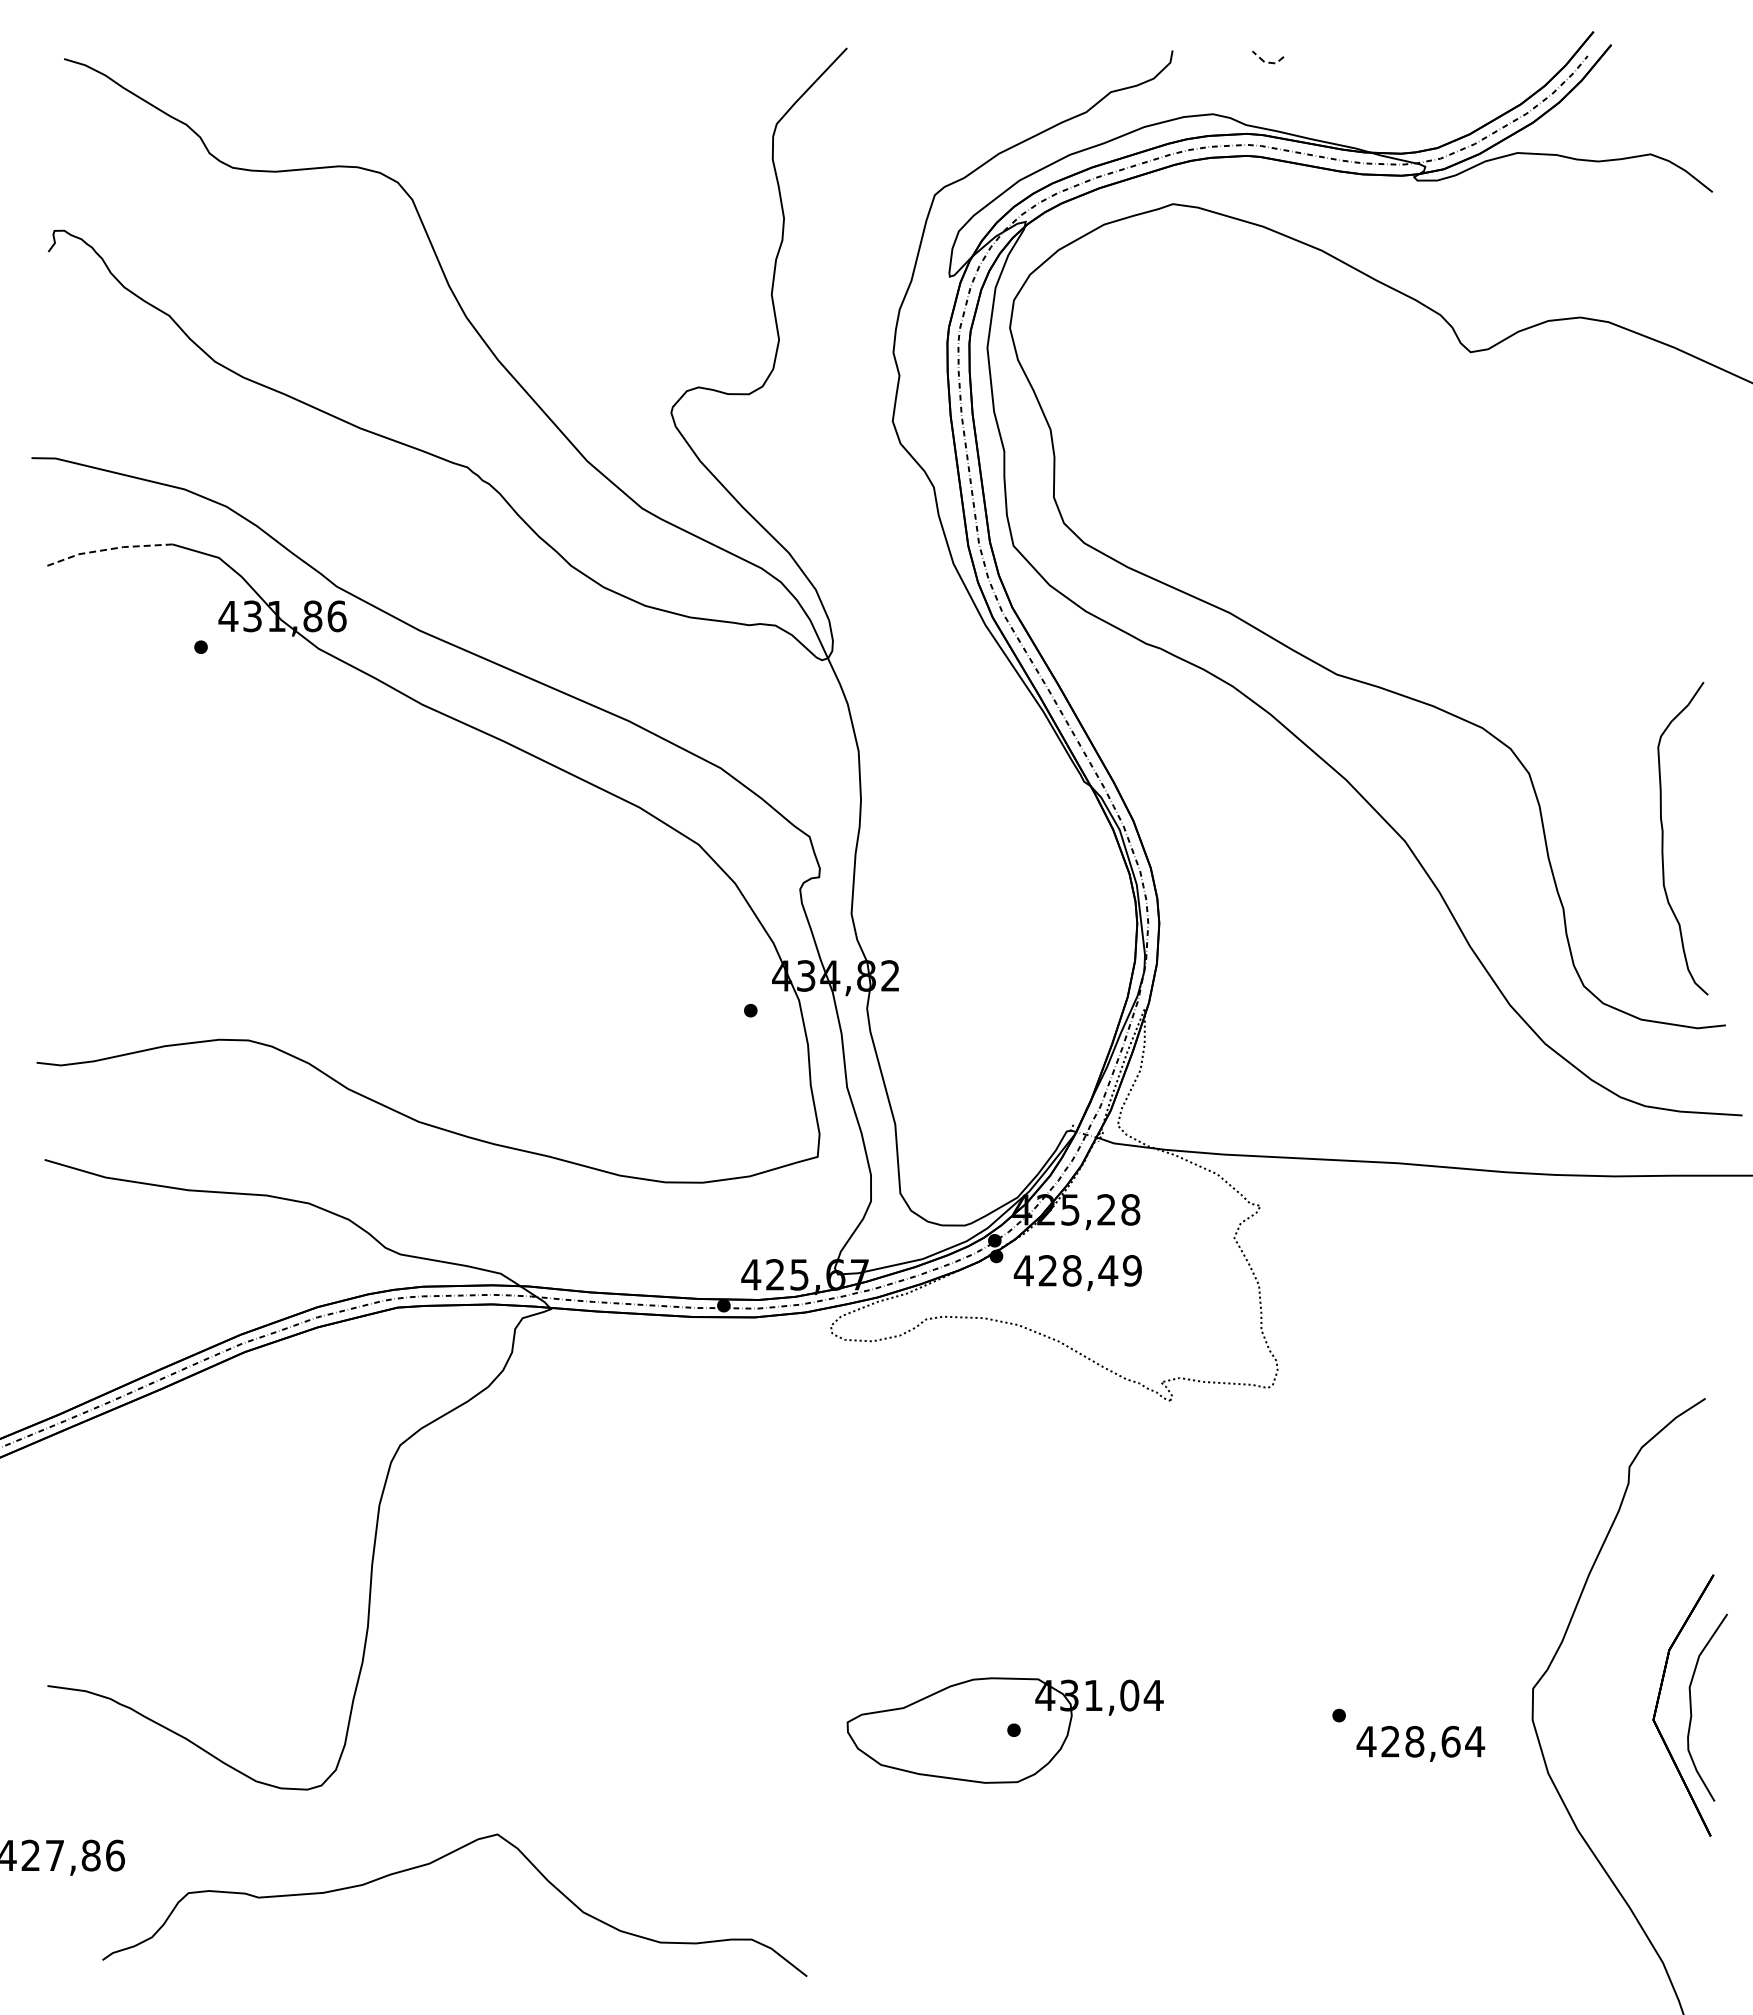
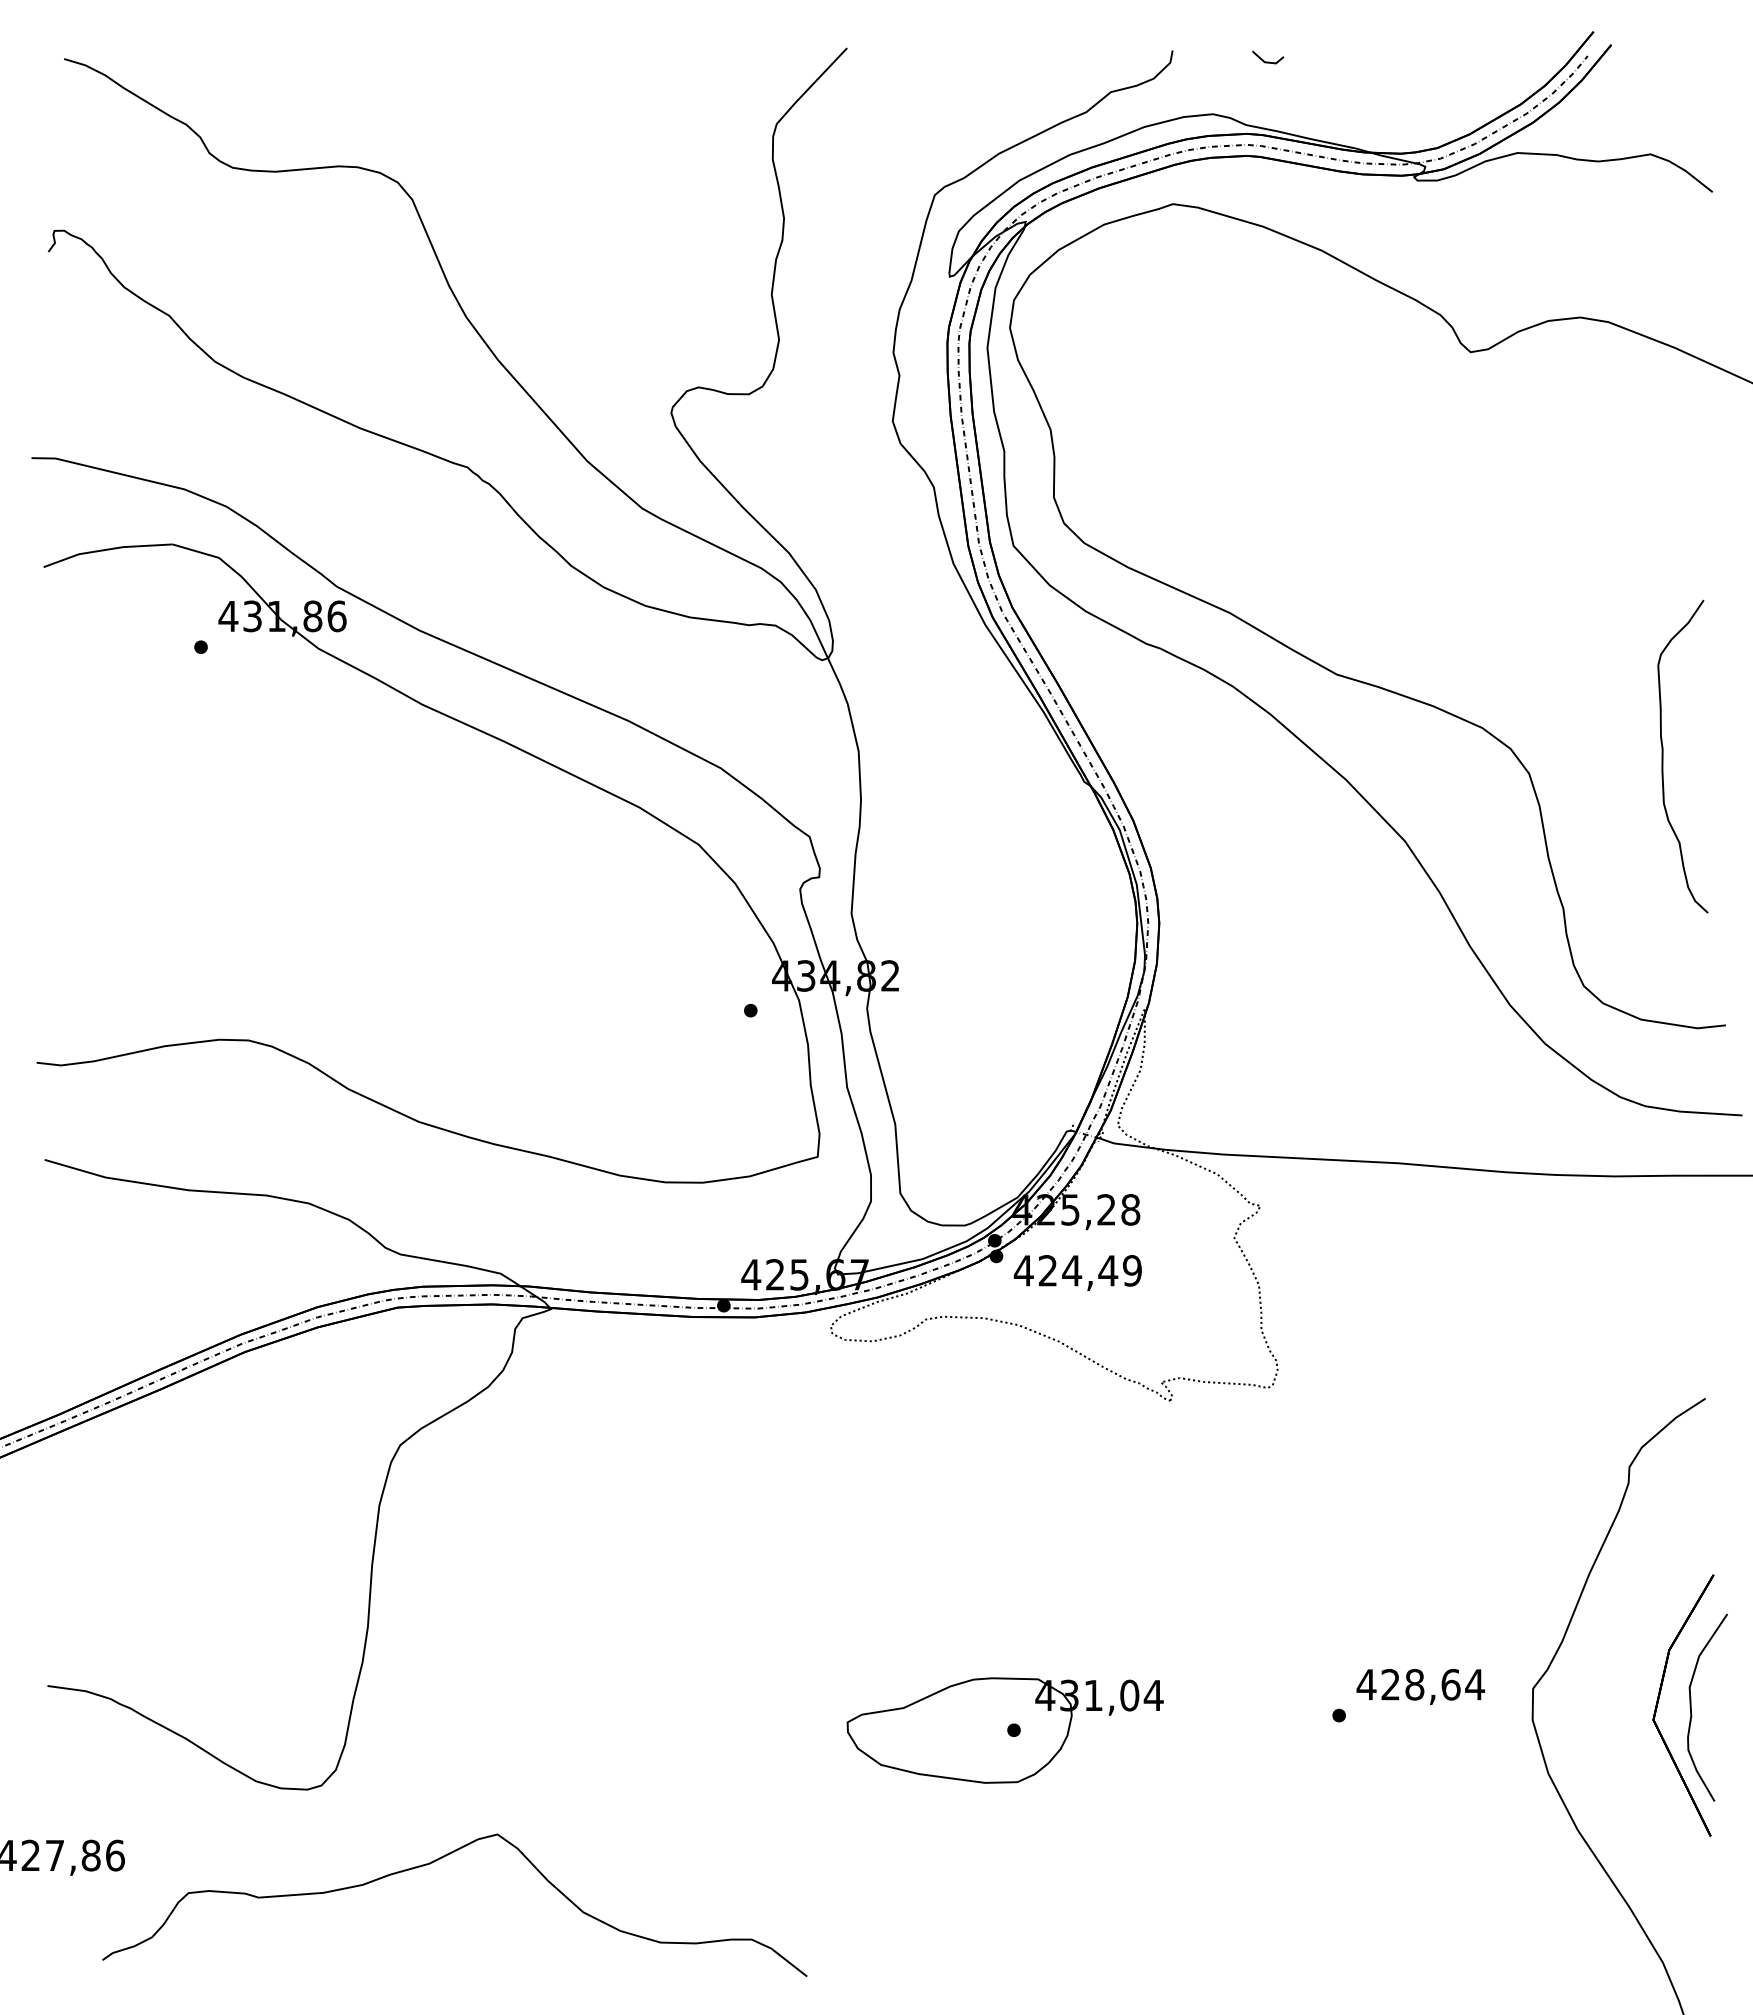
line: dashed -> solid (1267, 62)
line: dashed -> solid (106, 549)
curve position: (1663, 838) -> (1663, 756) (1663, 756)
text: 428,49 -> 424,49 (1072, 1270)
text position: (1420, 1743) -> (1420, 1686) (1420, 1686)
